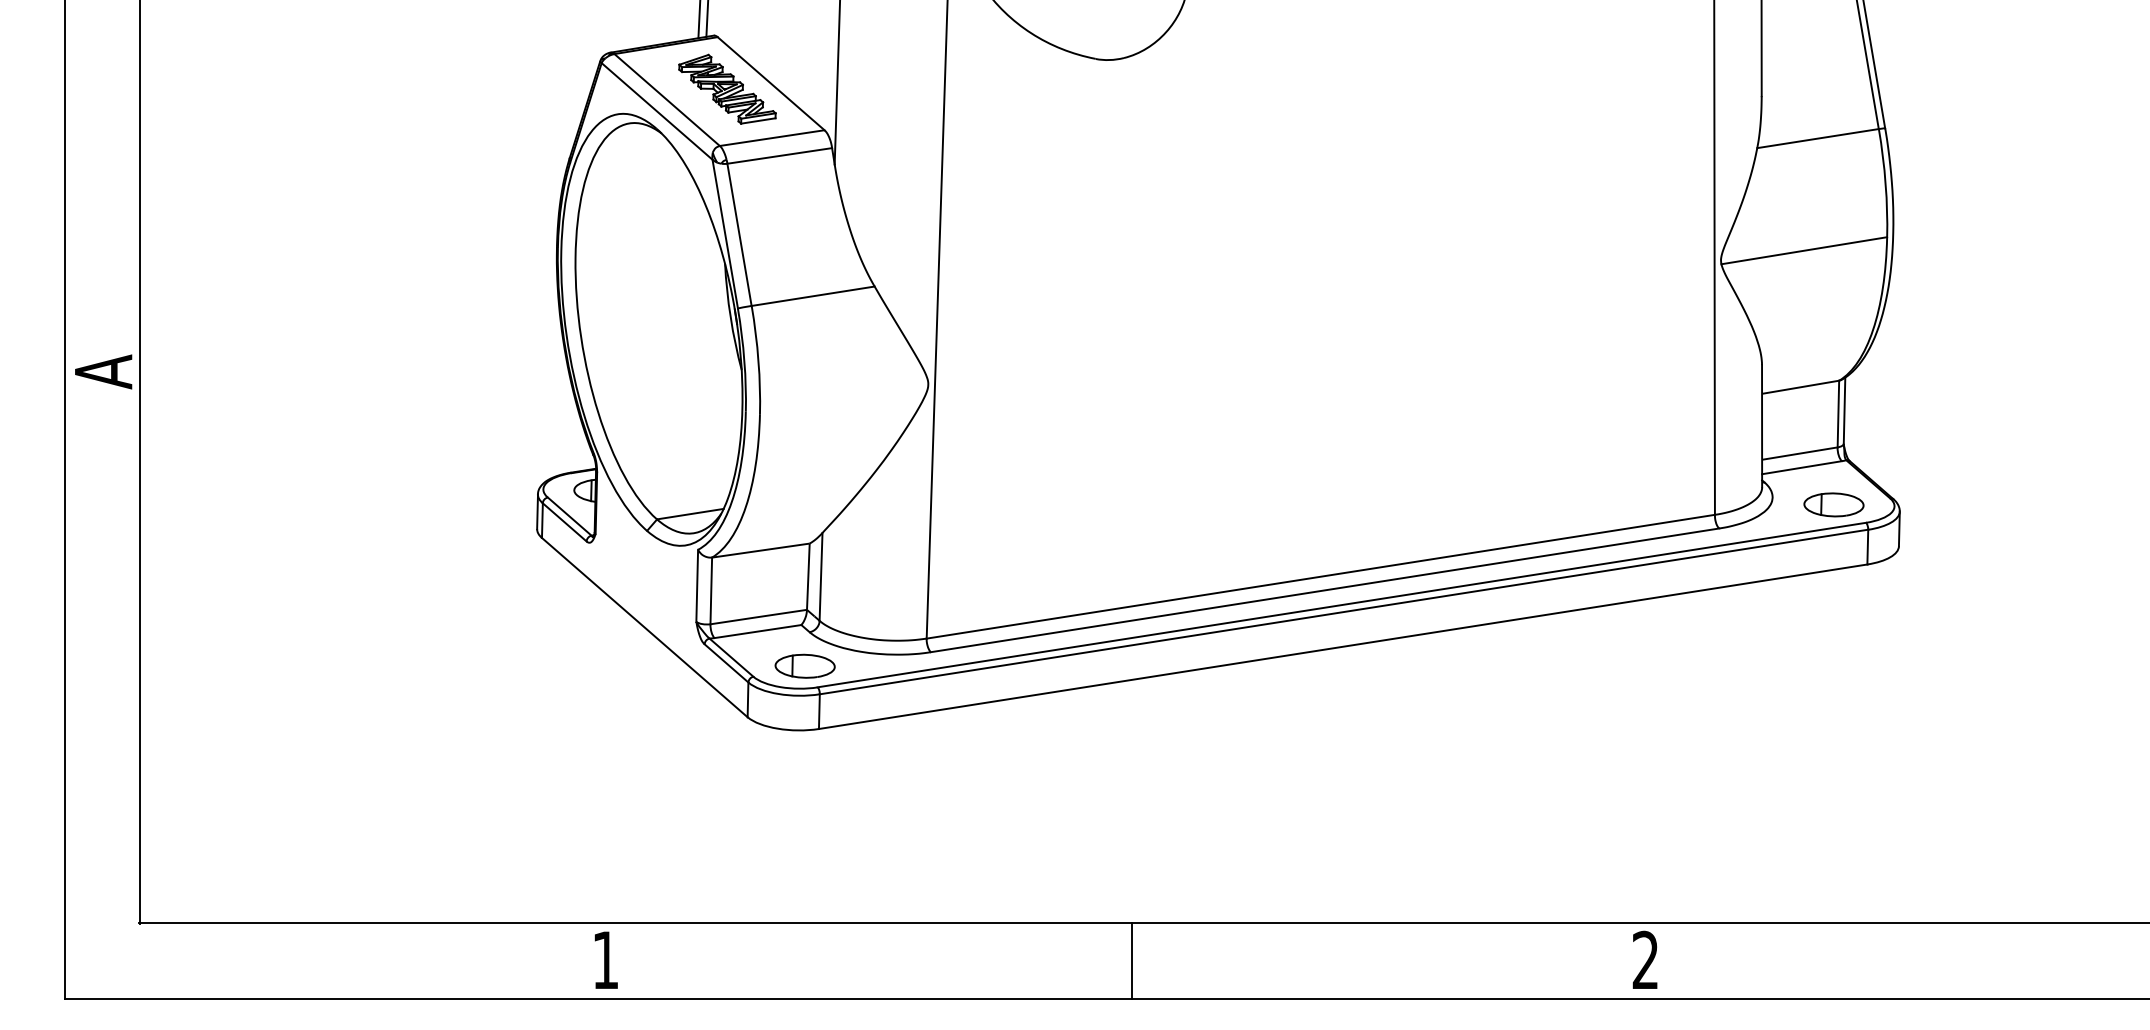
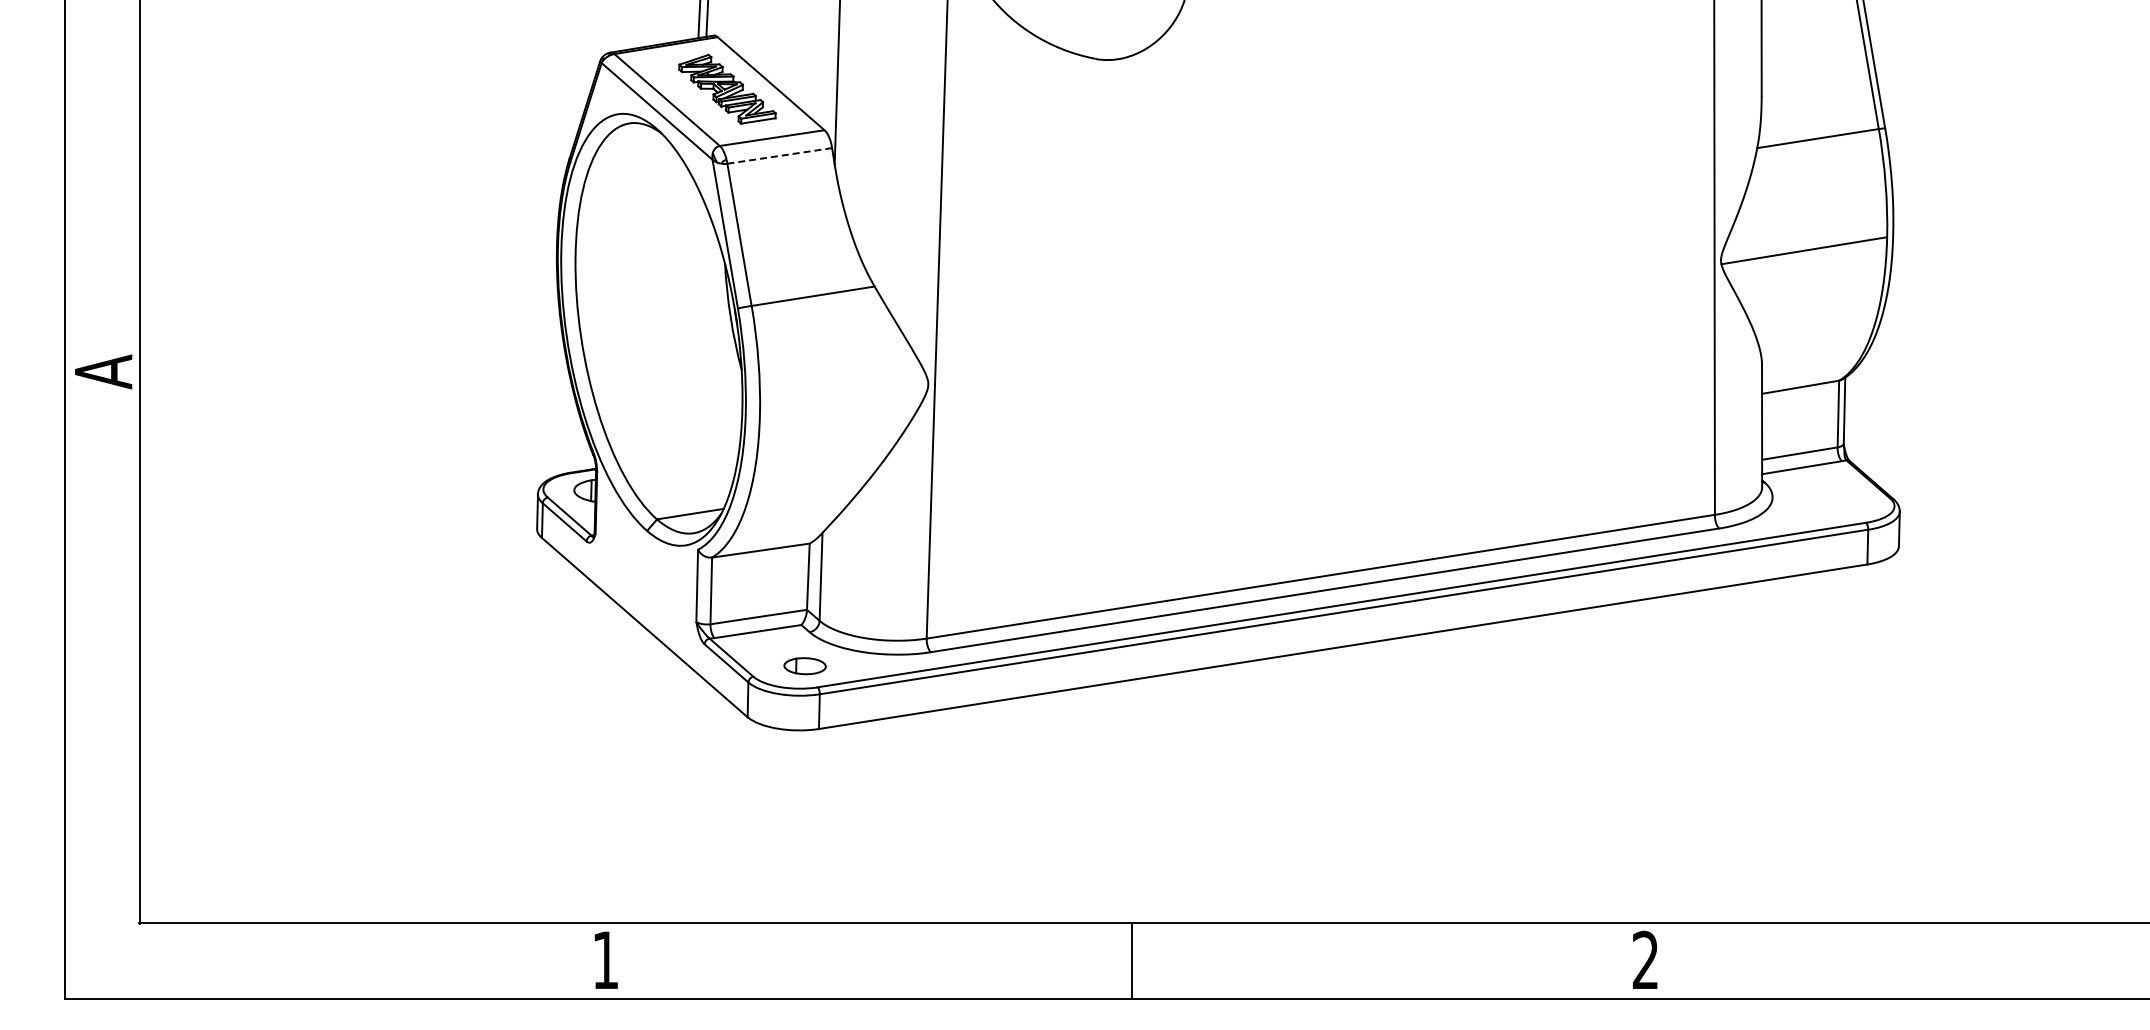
line: solid -> dashed (779, 155)
part: present -> none (1833, 504)
part size: 62x26 px -> 44x19 px (804, 666)
